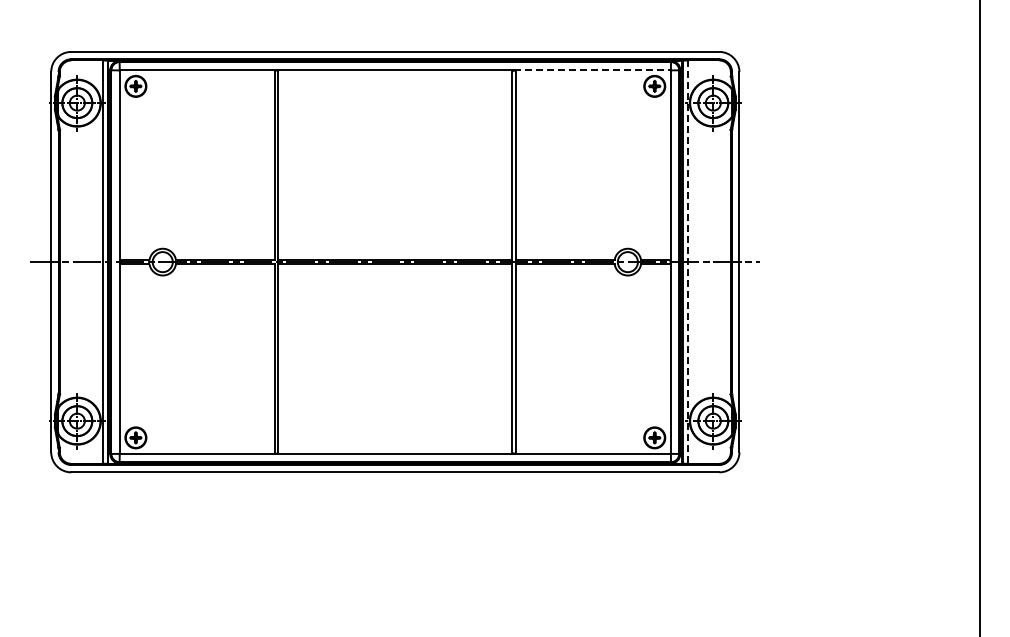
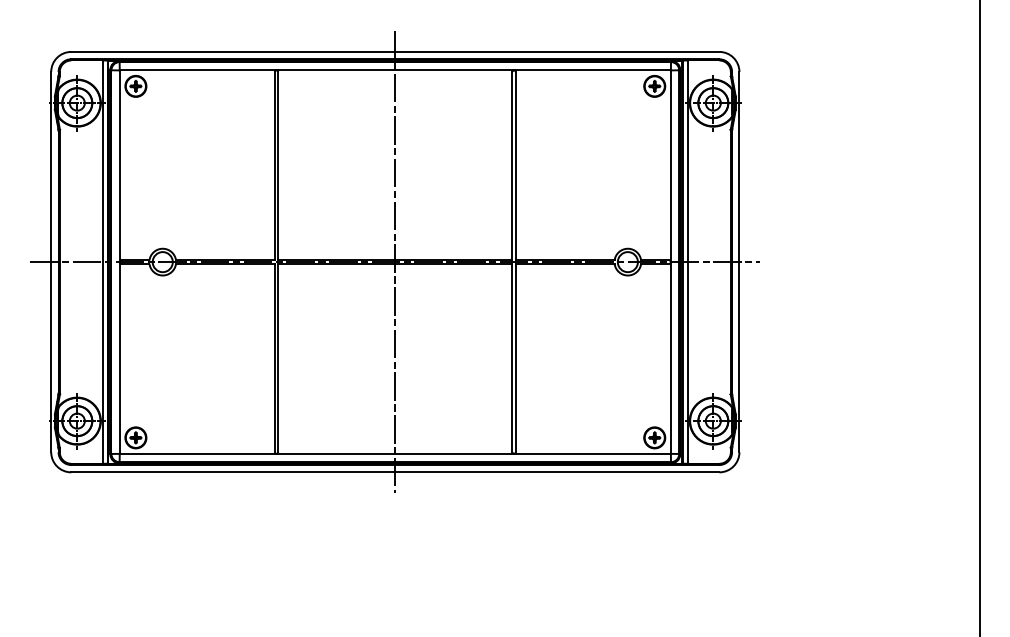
line: dashed -> solid (593, 70)
line: none -> present (395, 262)
line: dashed -> solid (688, 262)
